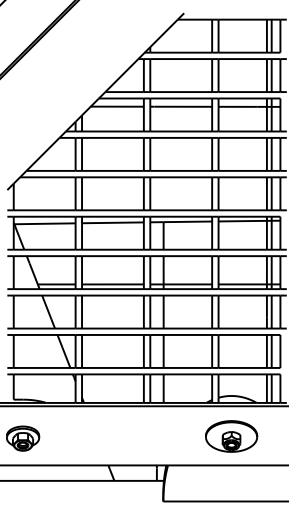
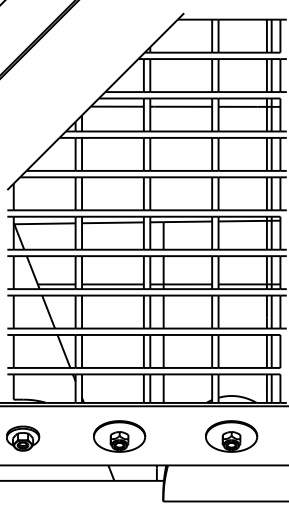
part: none -> present (119, 436)
